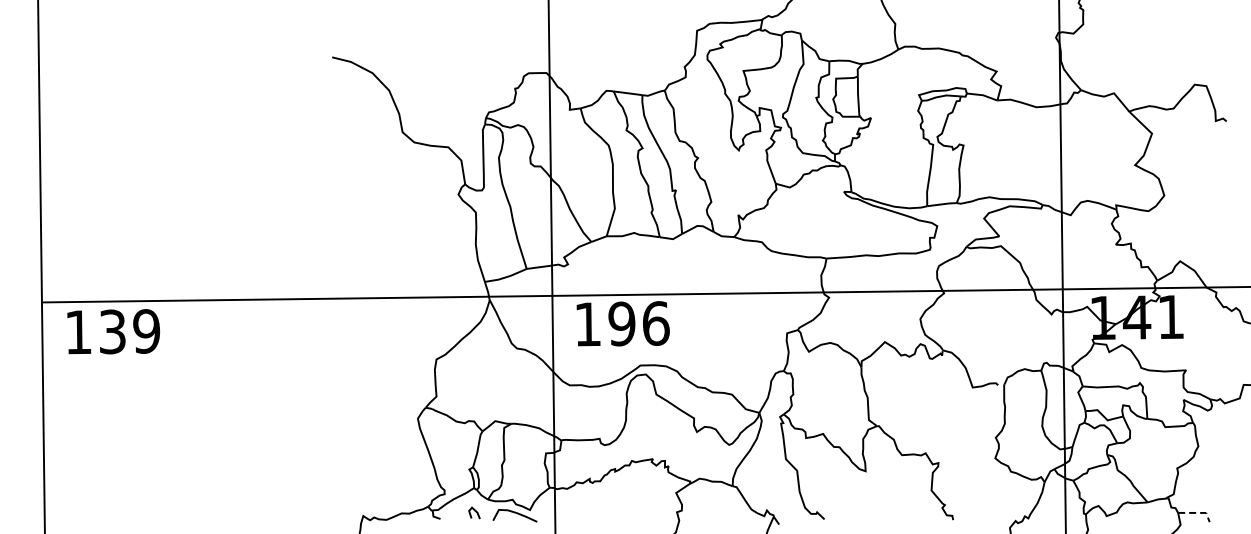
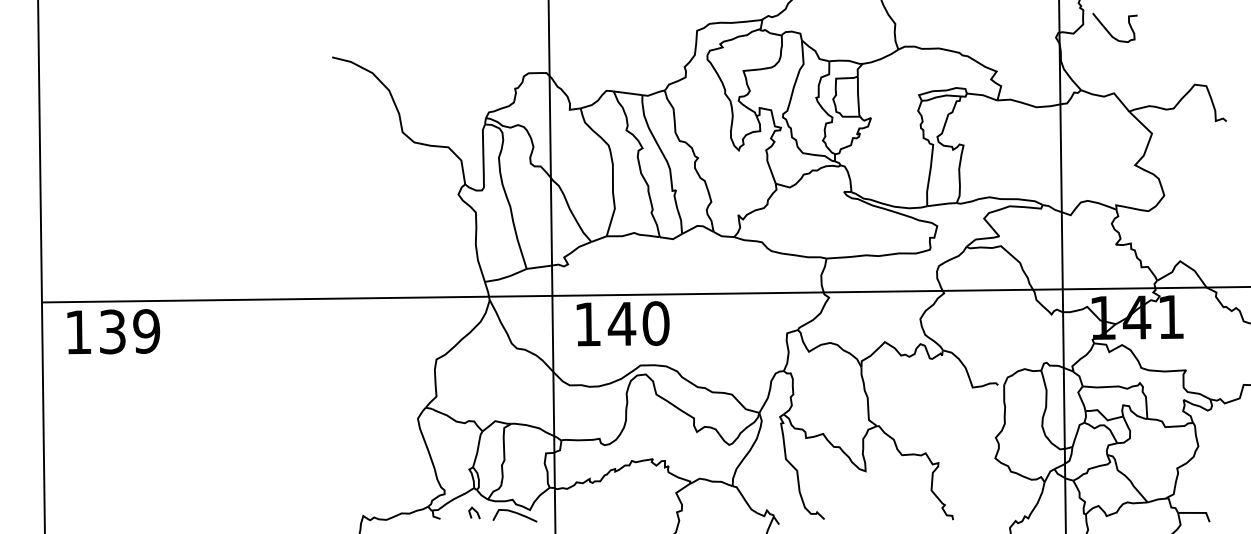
curve: none -> present (1109, 31)
text: 196 -> 140 (638, 323)
line: dashed -> solid (1197, 512)
